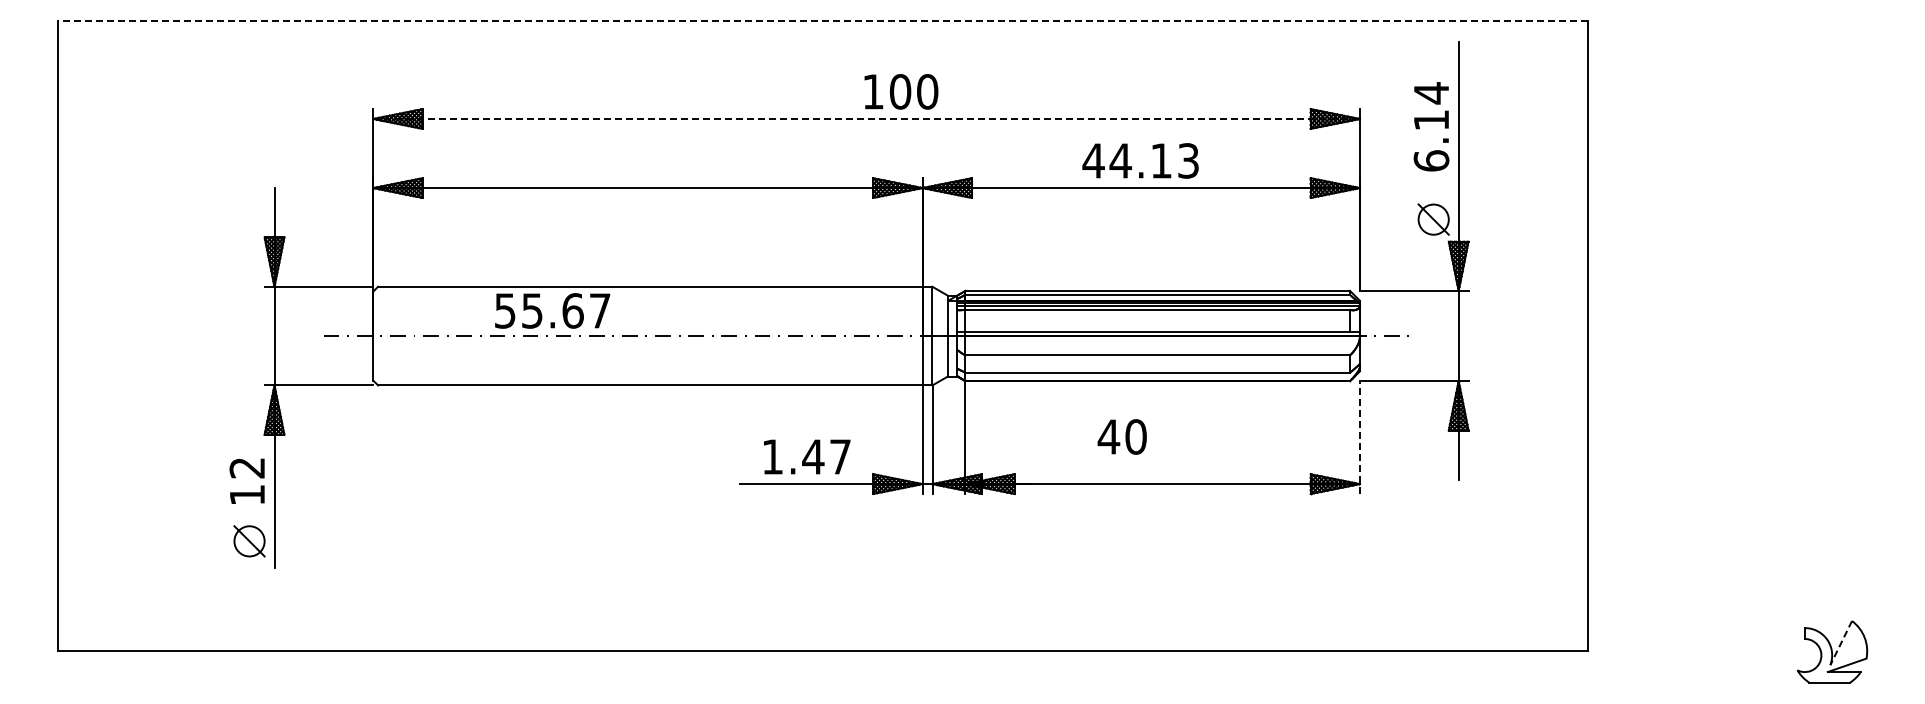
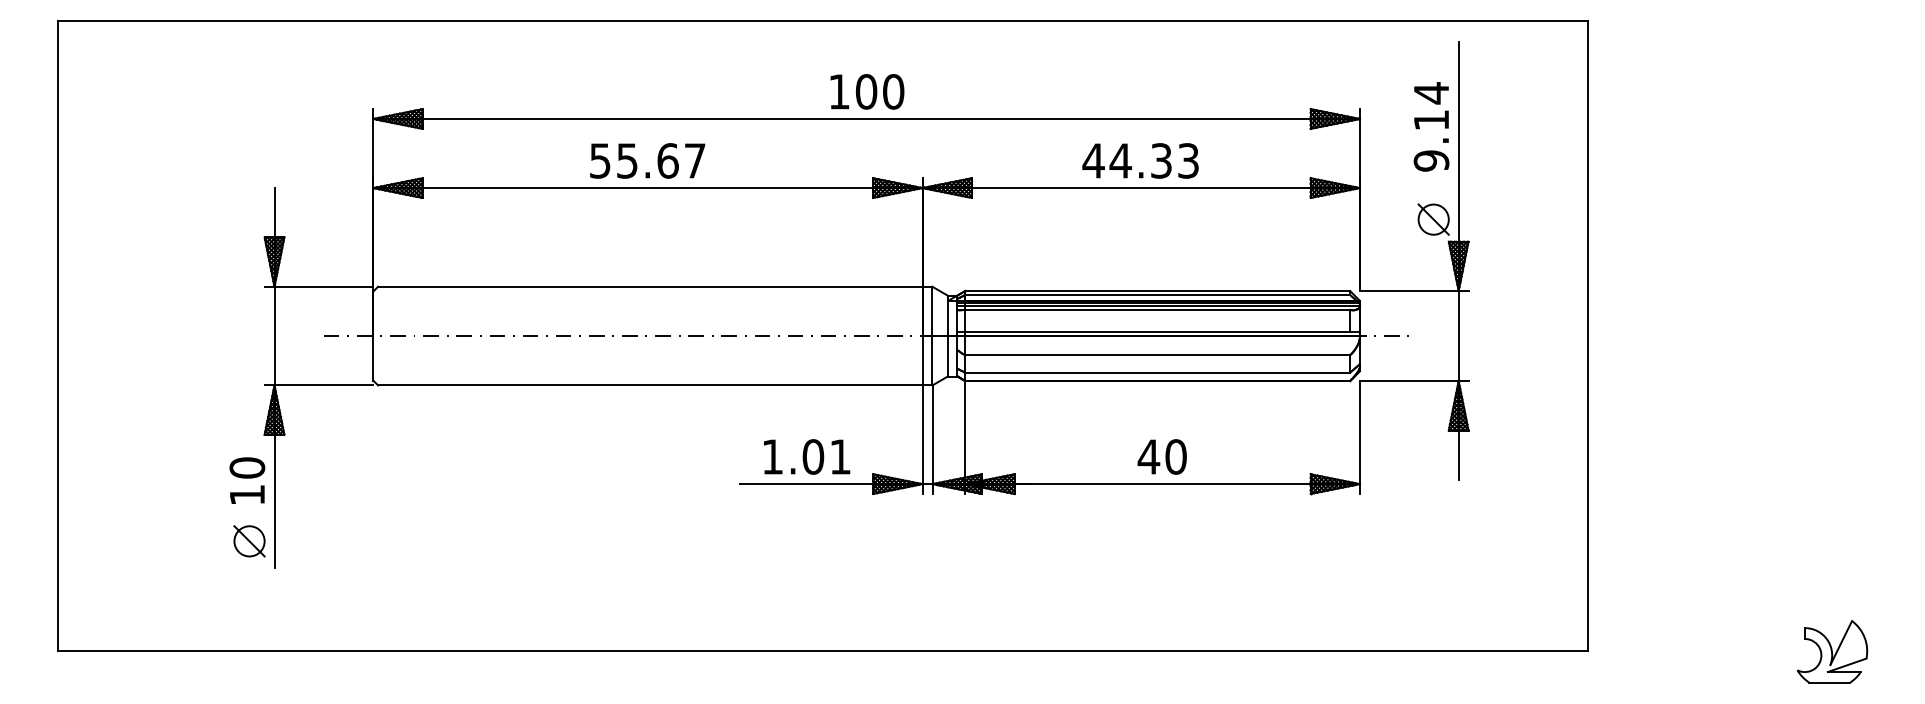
line: dashed -> solid (822, 21)
text position: (901, 91) -> (867, 91) (867, 91)
line: dashed -> solid (867, 119)
text: 44.13 -> 44.33 (1161, 160)
text: 6.14 -> 9.14 (1431, 160)
text position: (552, 310) -> (647, 160) (647, 160)
text position: (1121, 436) -> (1161, 456) (1161, 456)
line: dashed -> solid (1360, 437)
text: 1.47 -> 1.01 (826, 456)
text: 12 -> 10 (247, 467)
line: dashed -> solid (1841, 643)
